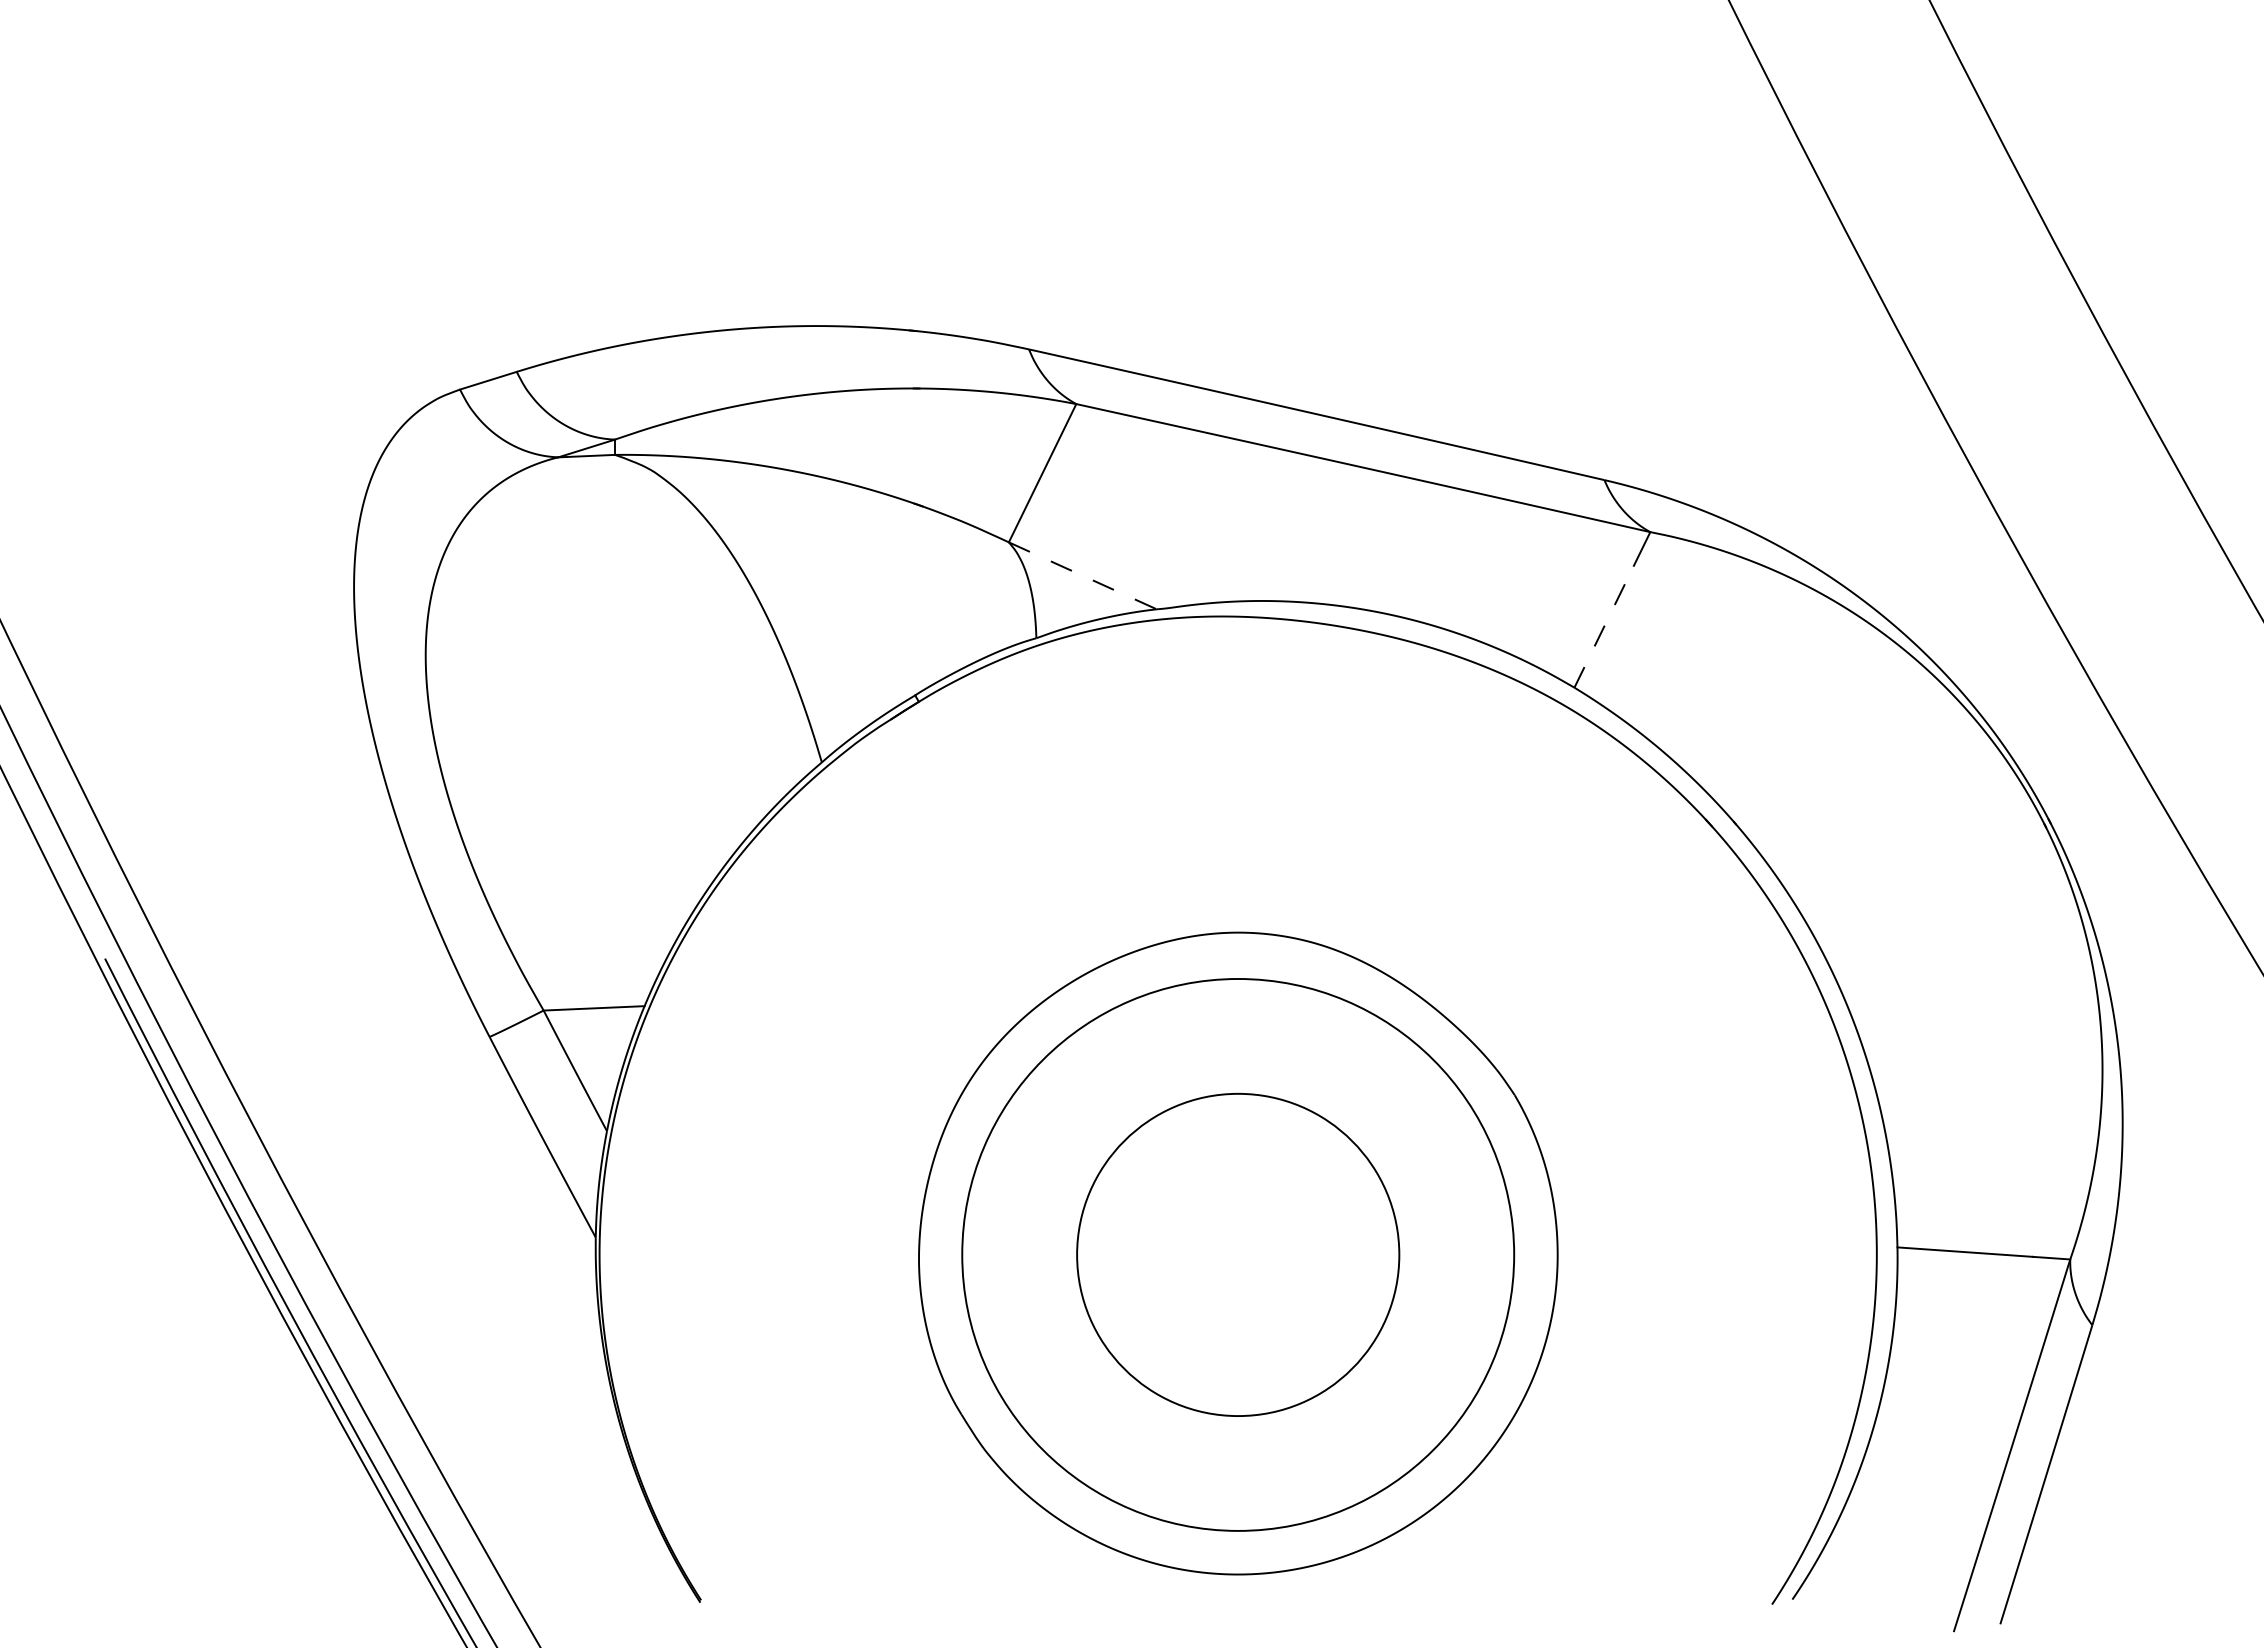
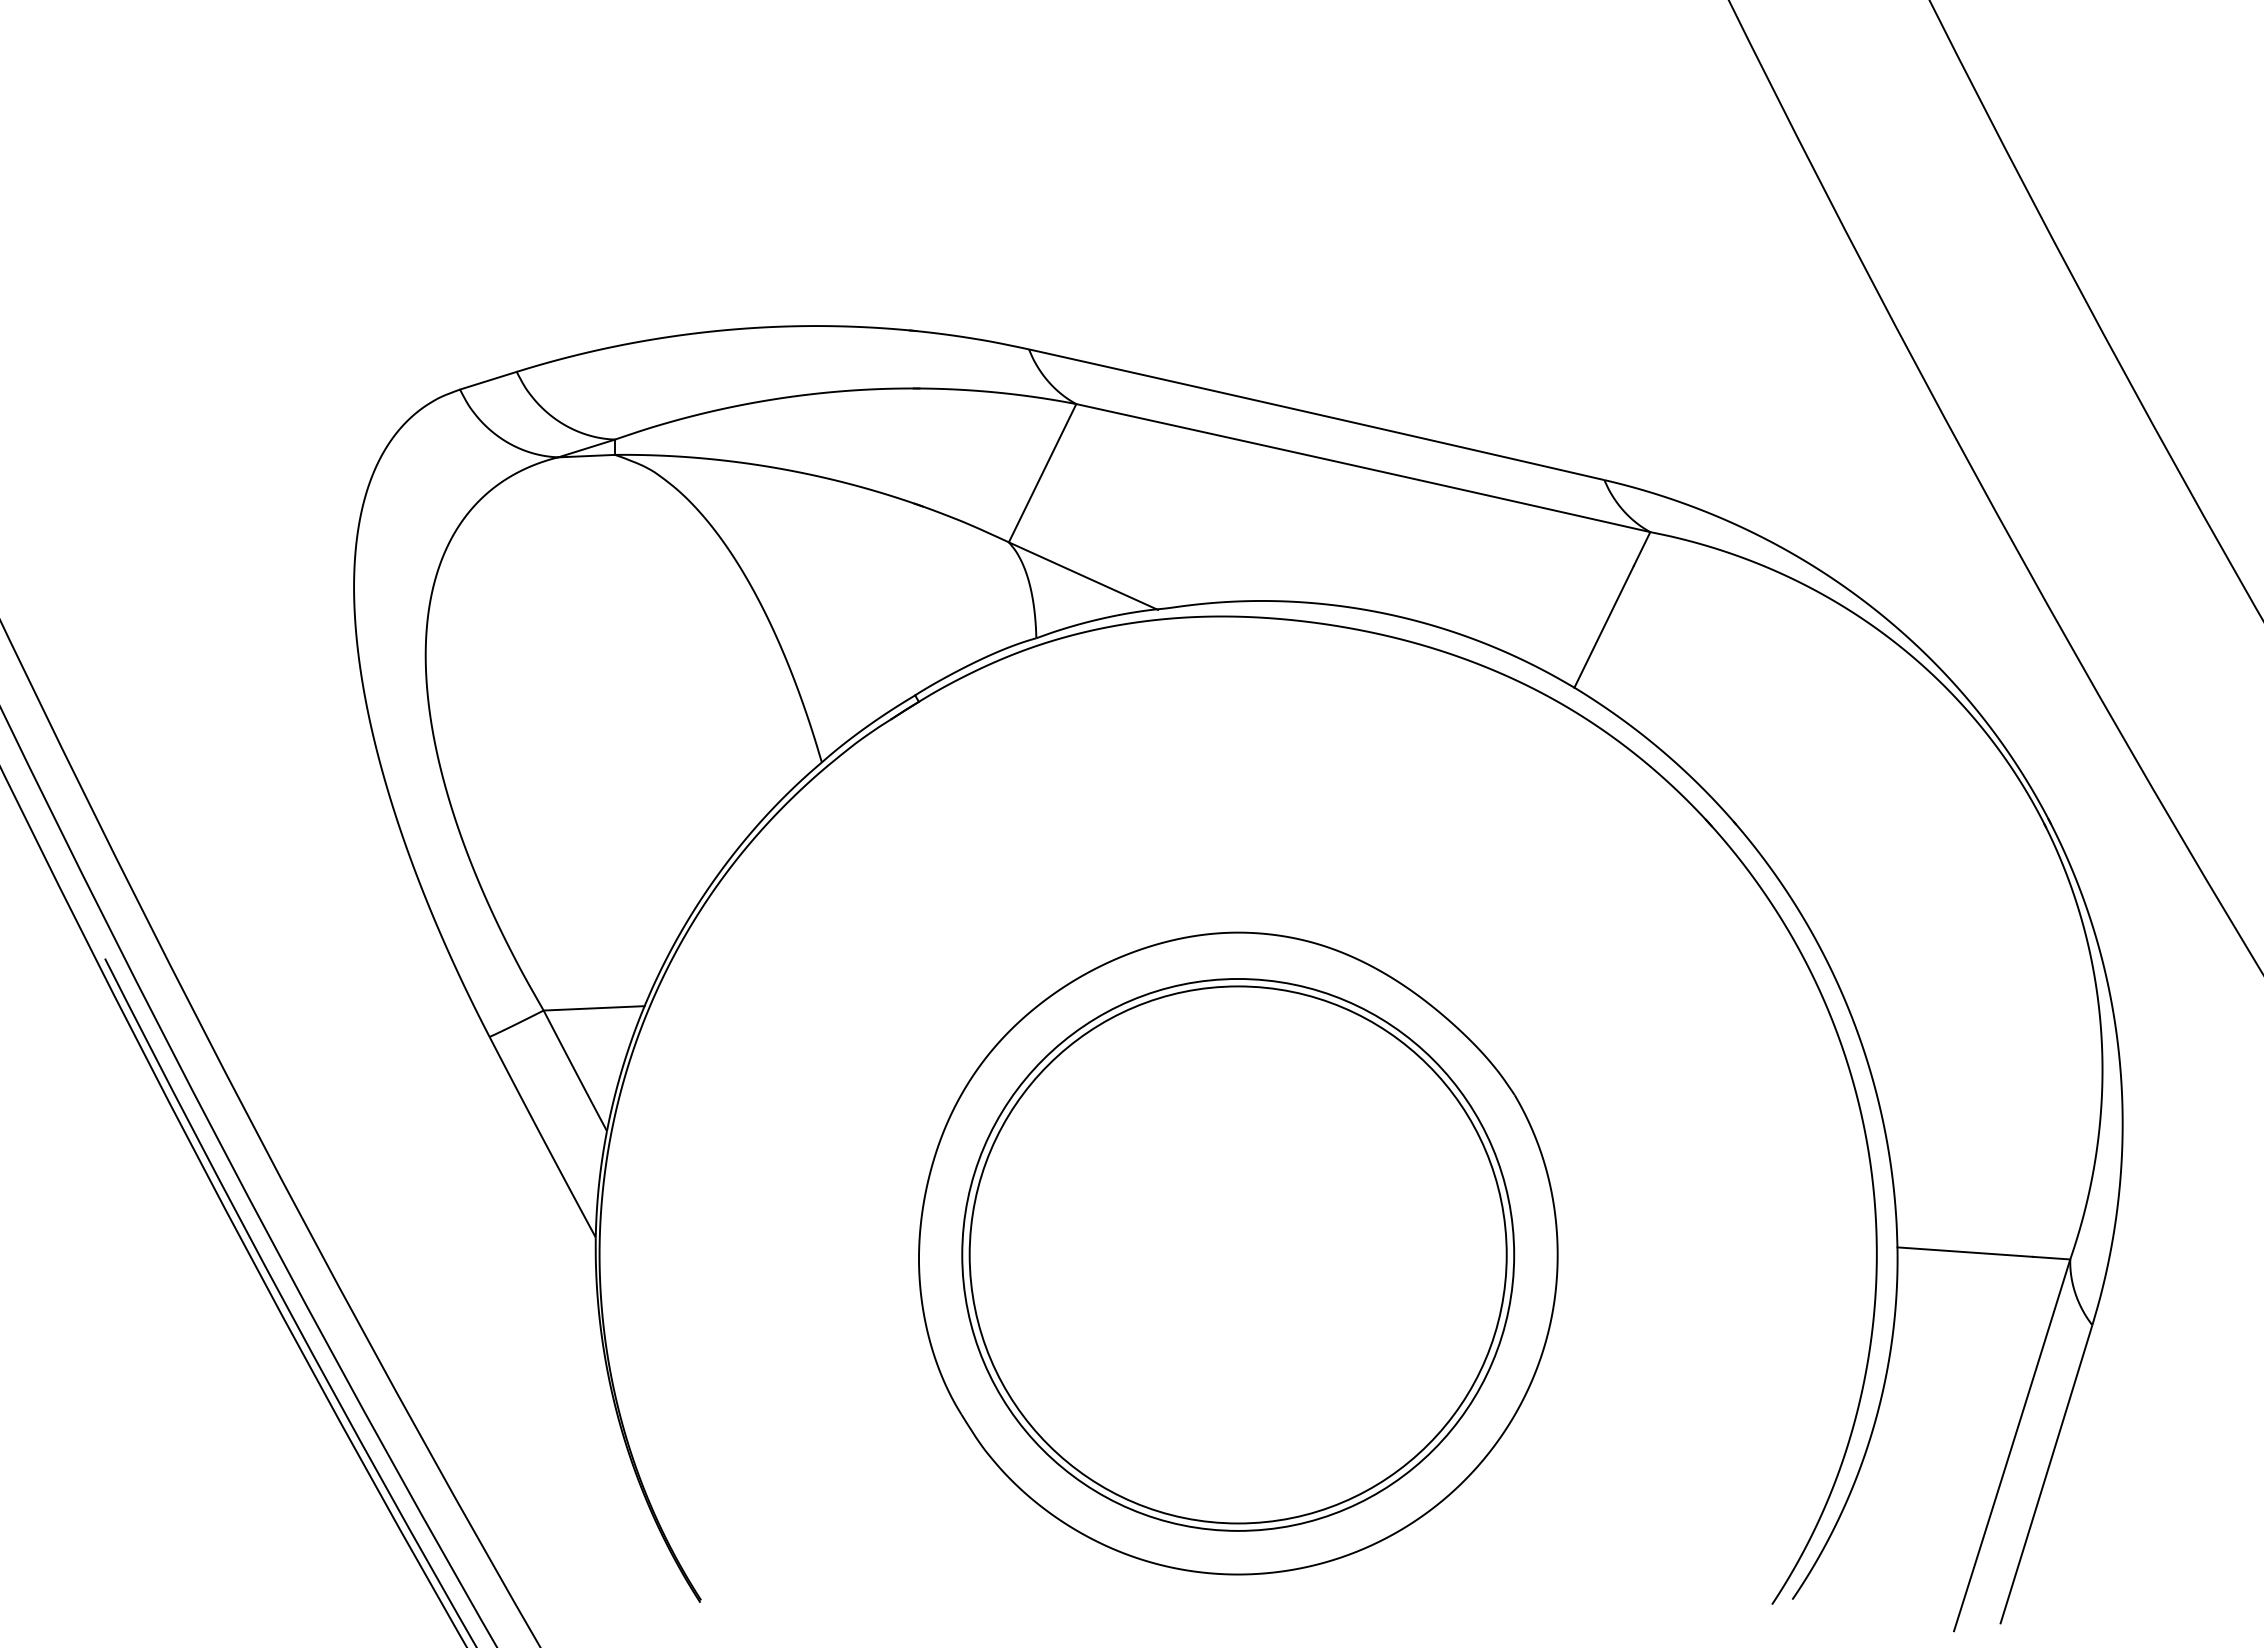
line: dashed -> solid (1083, 576)
line: dashed -> solid (1604, 626)
circle diameter: 322 px -> 537 px (1237, 1254)
